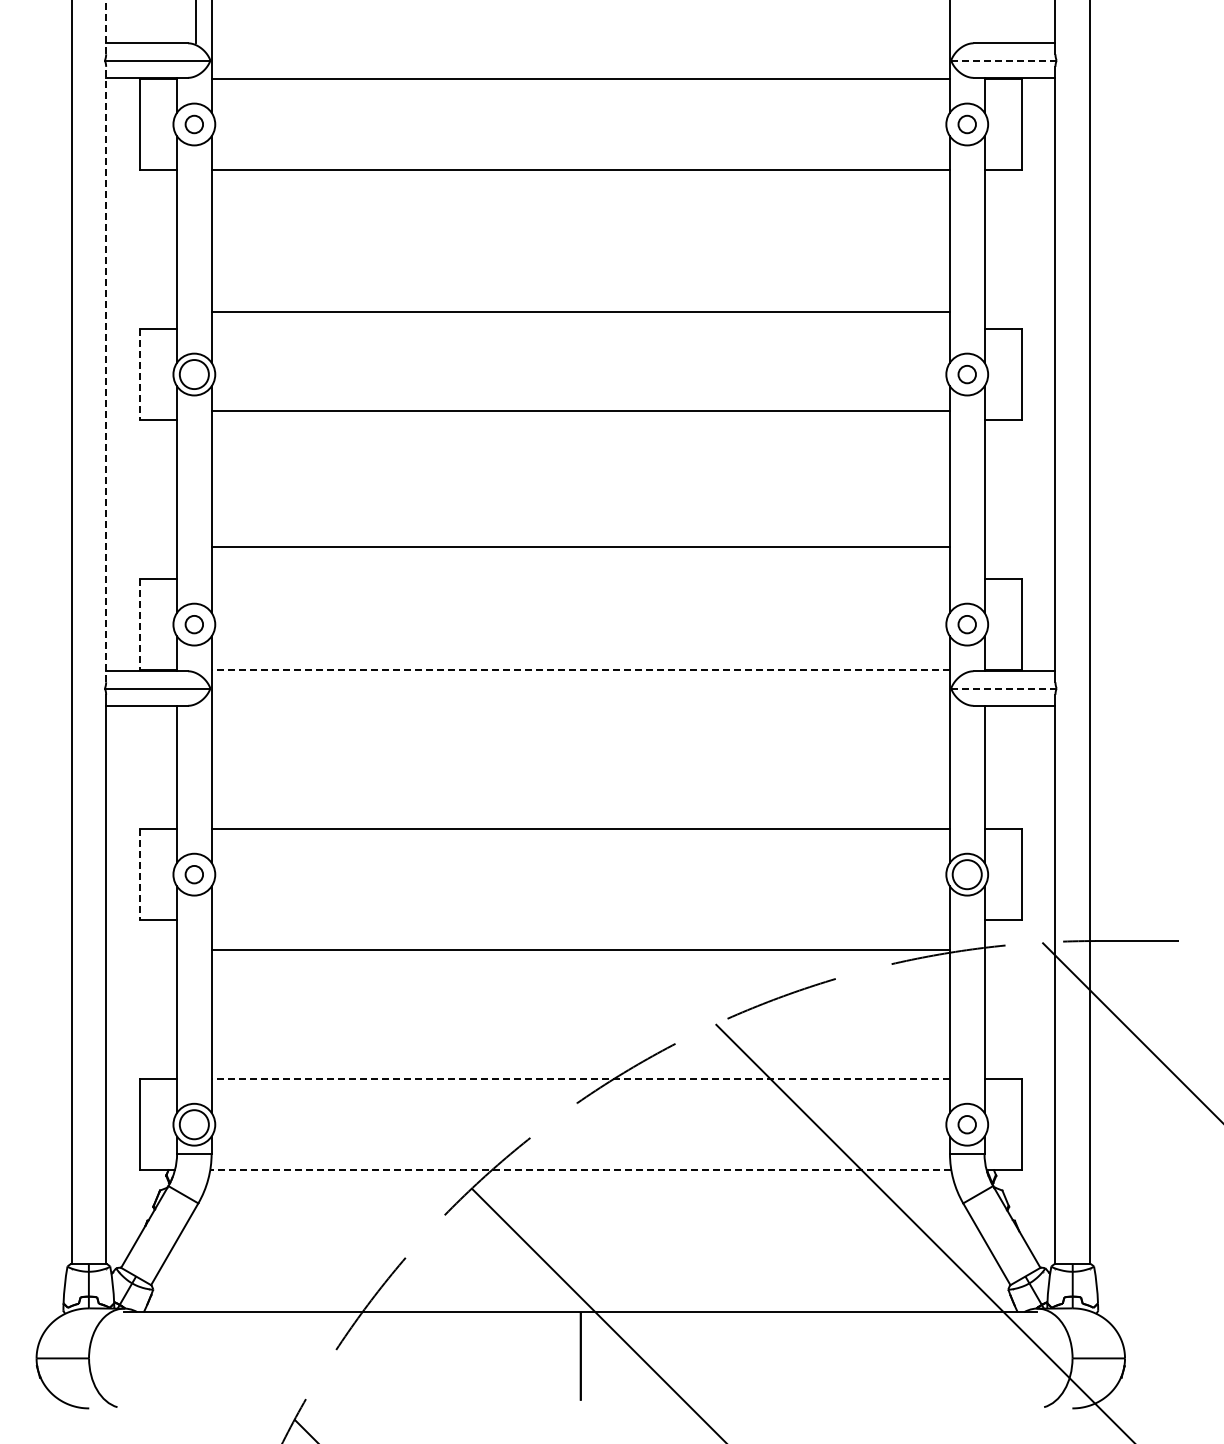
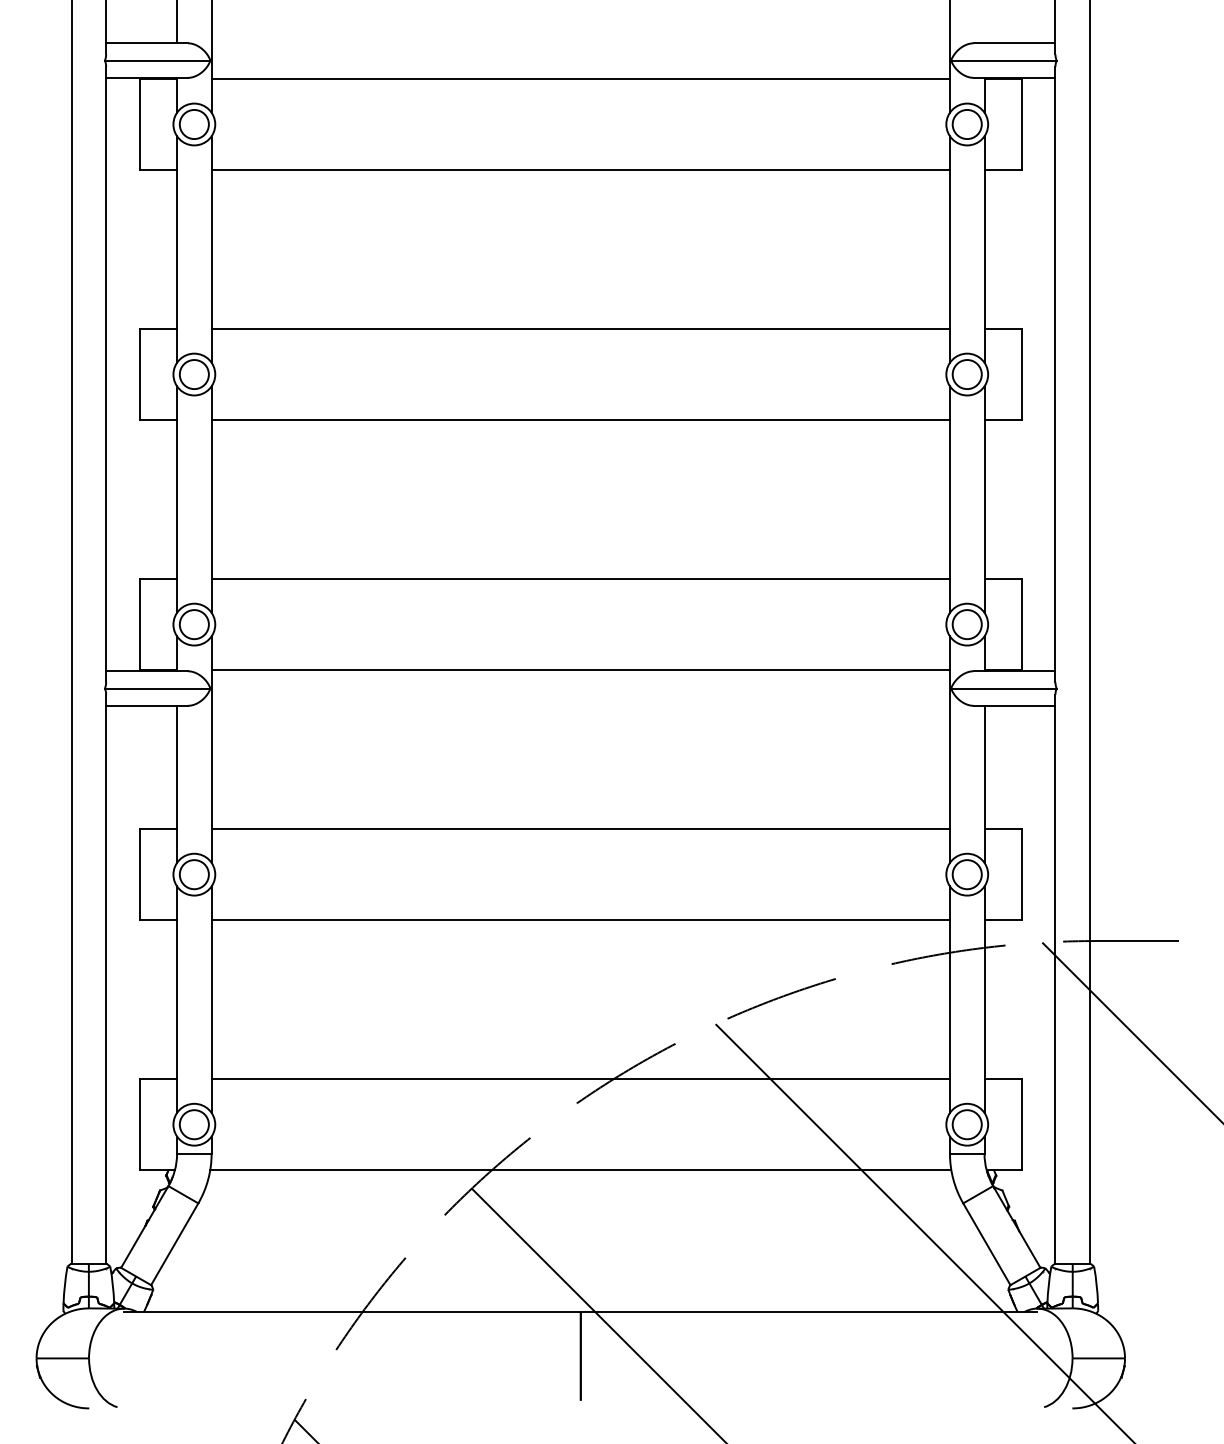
line position: (196, 22) -> (177, 22) (177, 22)
line: dashed -> solid (106, 27)
line: dashed -> solid (1003, 60)
circle diameter: 17 px -> 29 px (193, 124)
circle diameter: 17 px -> 29 px (966, 124)
line position: (580, 312) -> (580, 329) (580, 329)
line: dashed -> solid (106, 374)
circle diameter: 17 px -> 29 px (966, 374)
line: dashed -> solid (139, 375)
line position: (580, 411) -> (580, 420) (580, 420)
line position: (580, 547) -> (580, 579) (580, 579)
circle diameter: 17 px -> 29 px (193, 624)
circle diameter: 17 px -> 29 px (966, 624)
line: dashed -> solid (139, 625)
line: dashed -> solid (580, 670)
line: dashed -> solid (1003, 688)
circle diameter: 17 px -> 29 px (193, 874)
line: dashed -> solid (139, 875)
line position: (580, 950) -> (580, 920) (580, 920)
line: dashed -> solid (580, 1079)
circle diameter: 17 px -> 29 px (966, 1124)
line: dashed -> solid (580, 1170)
